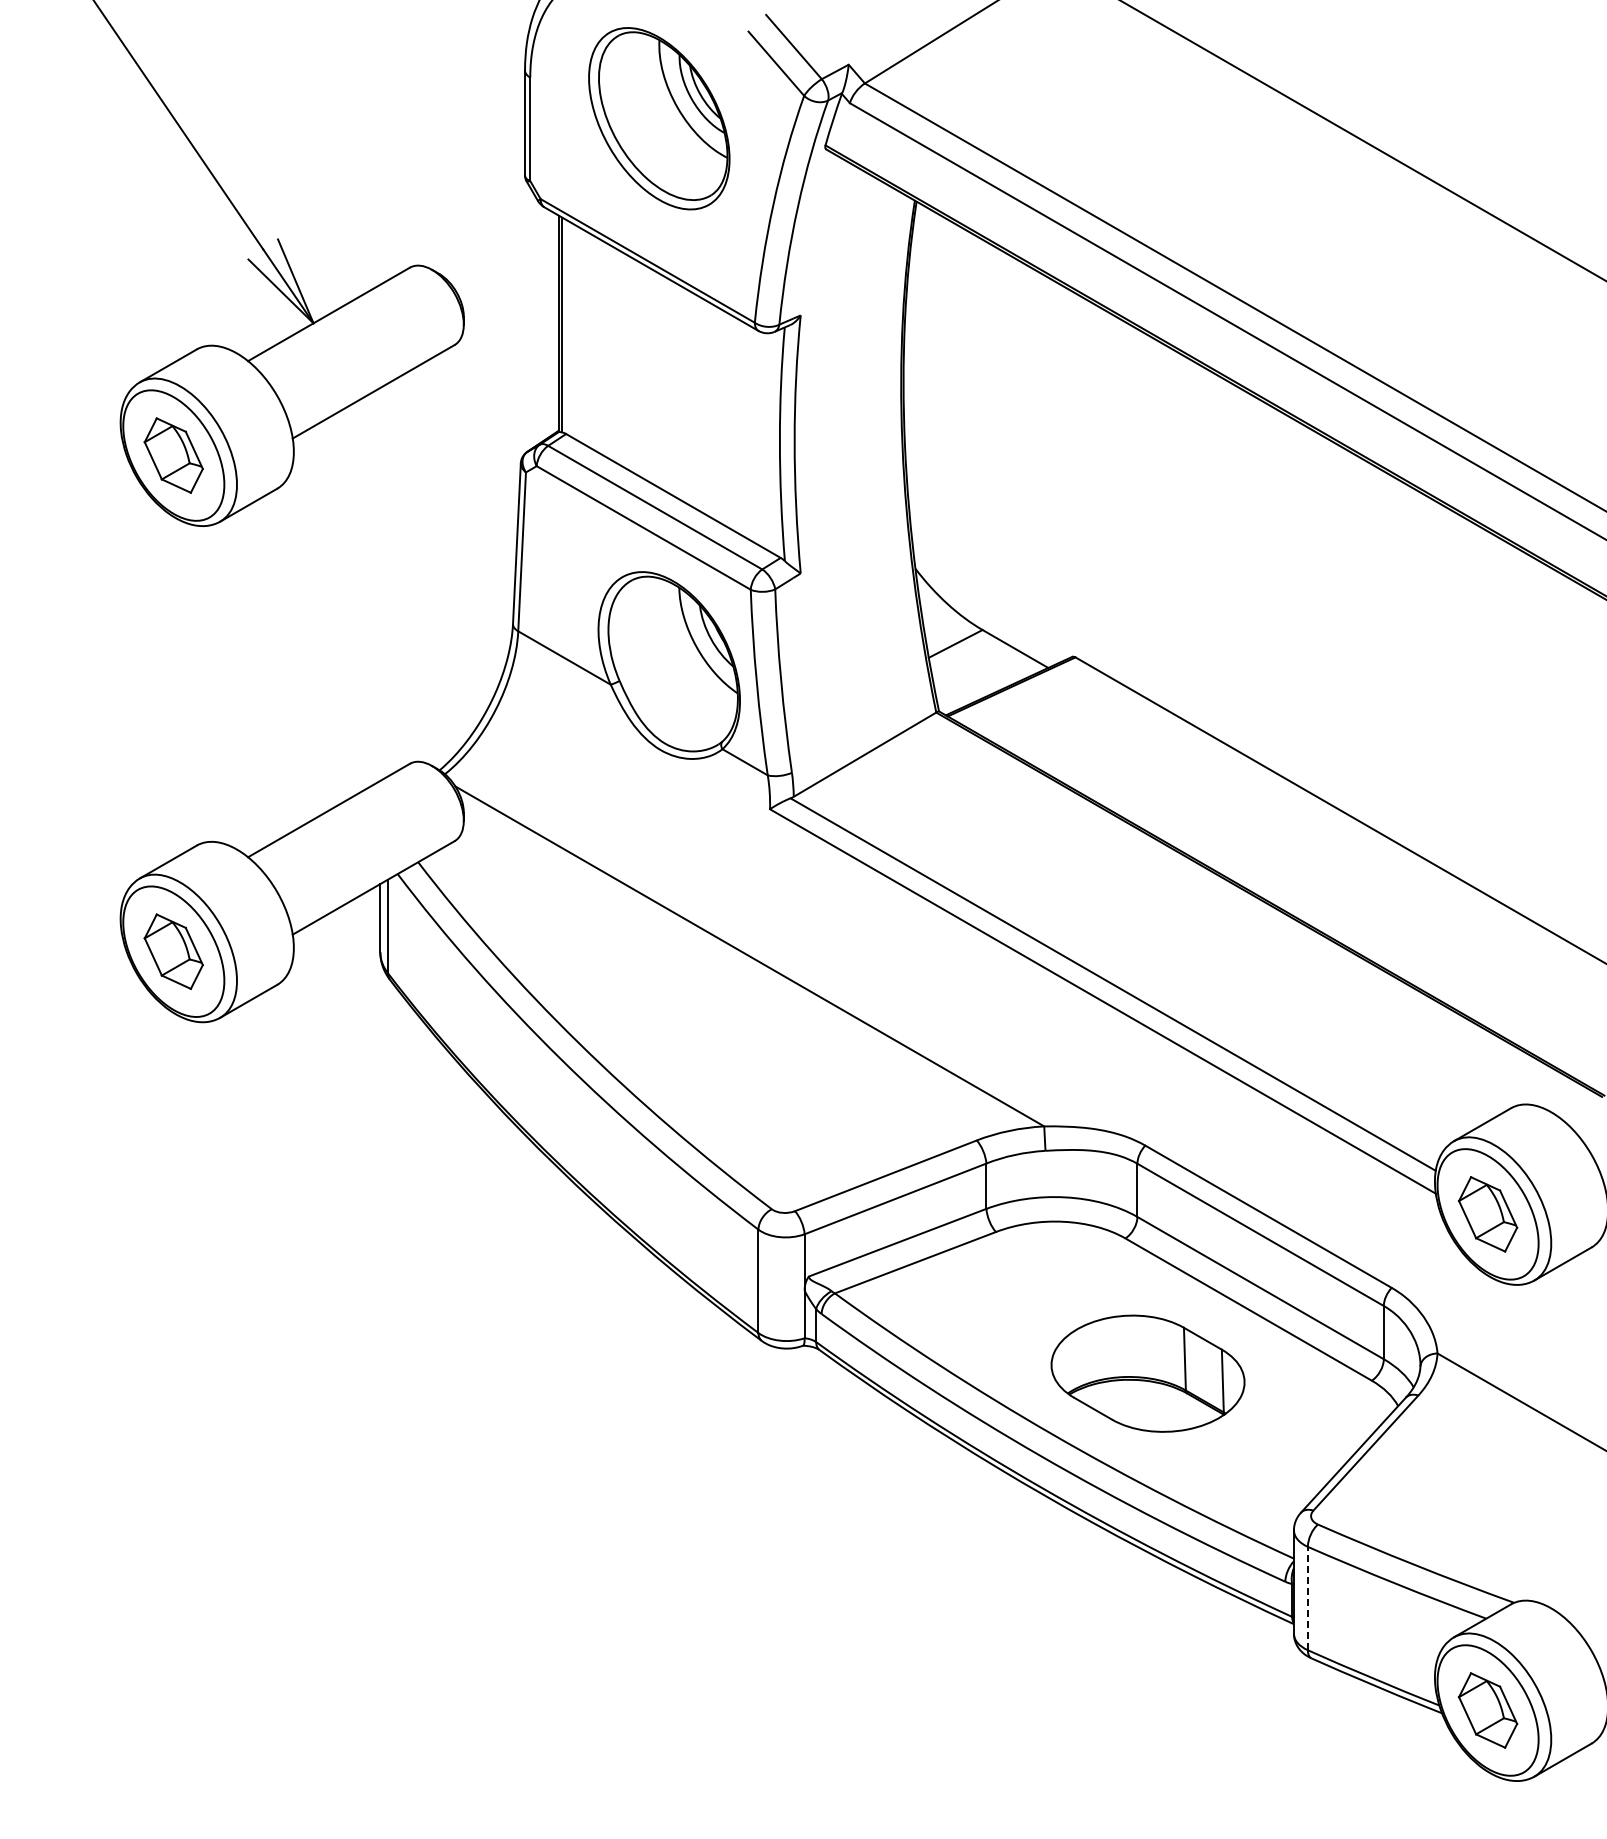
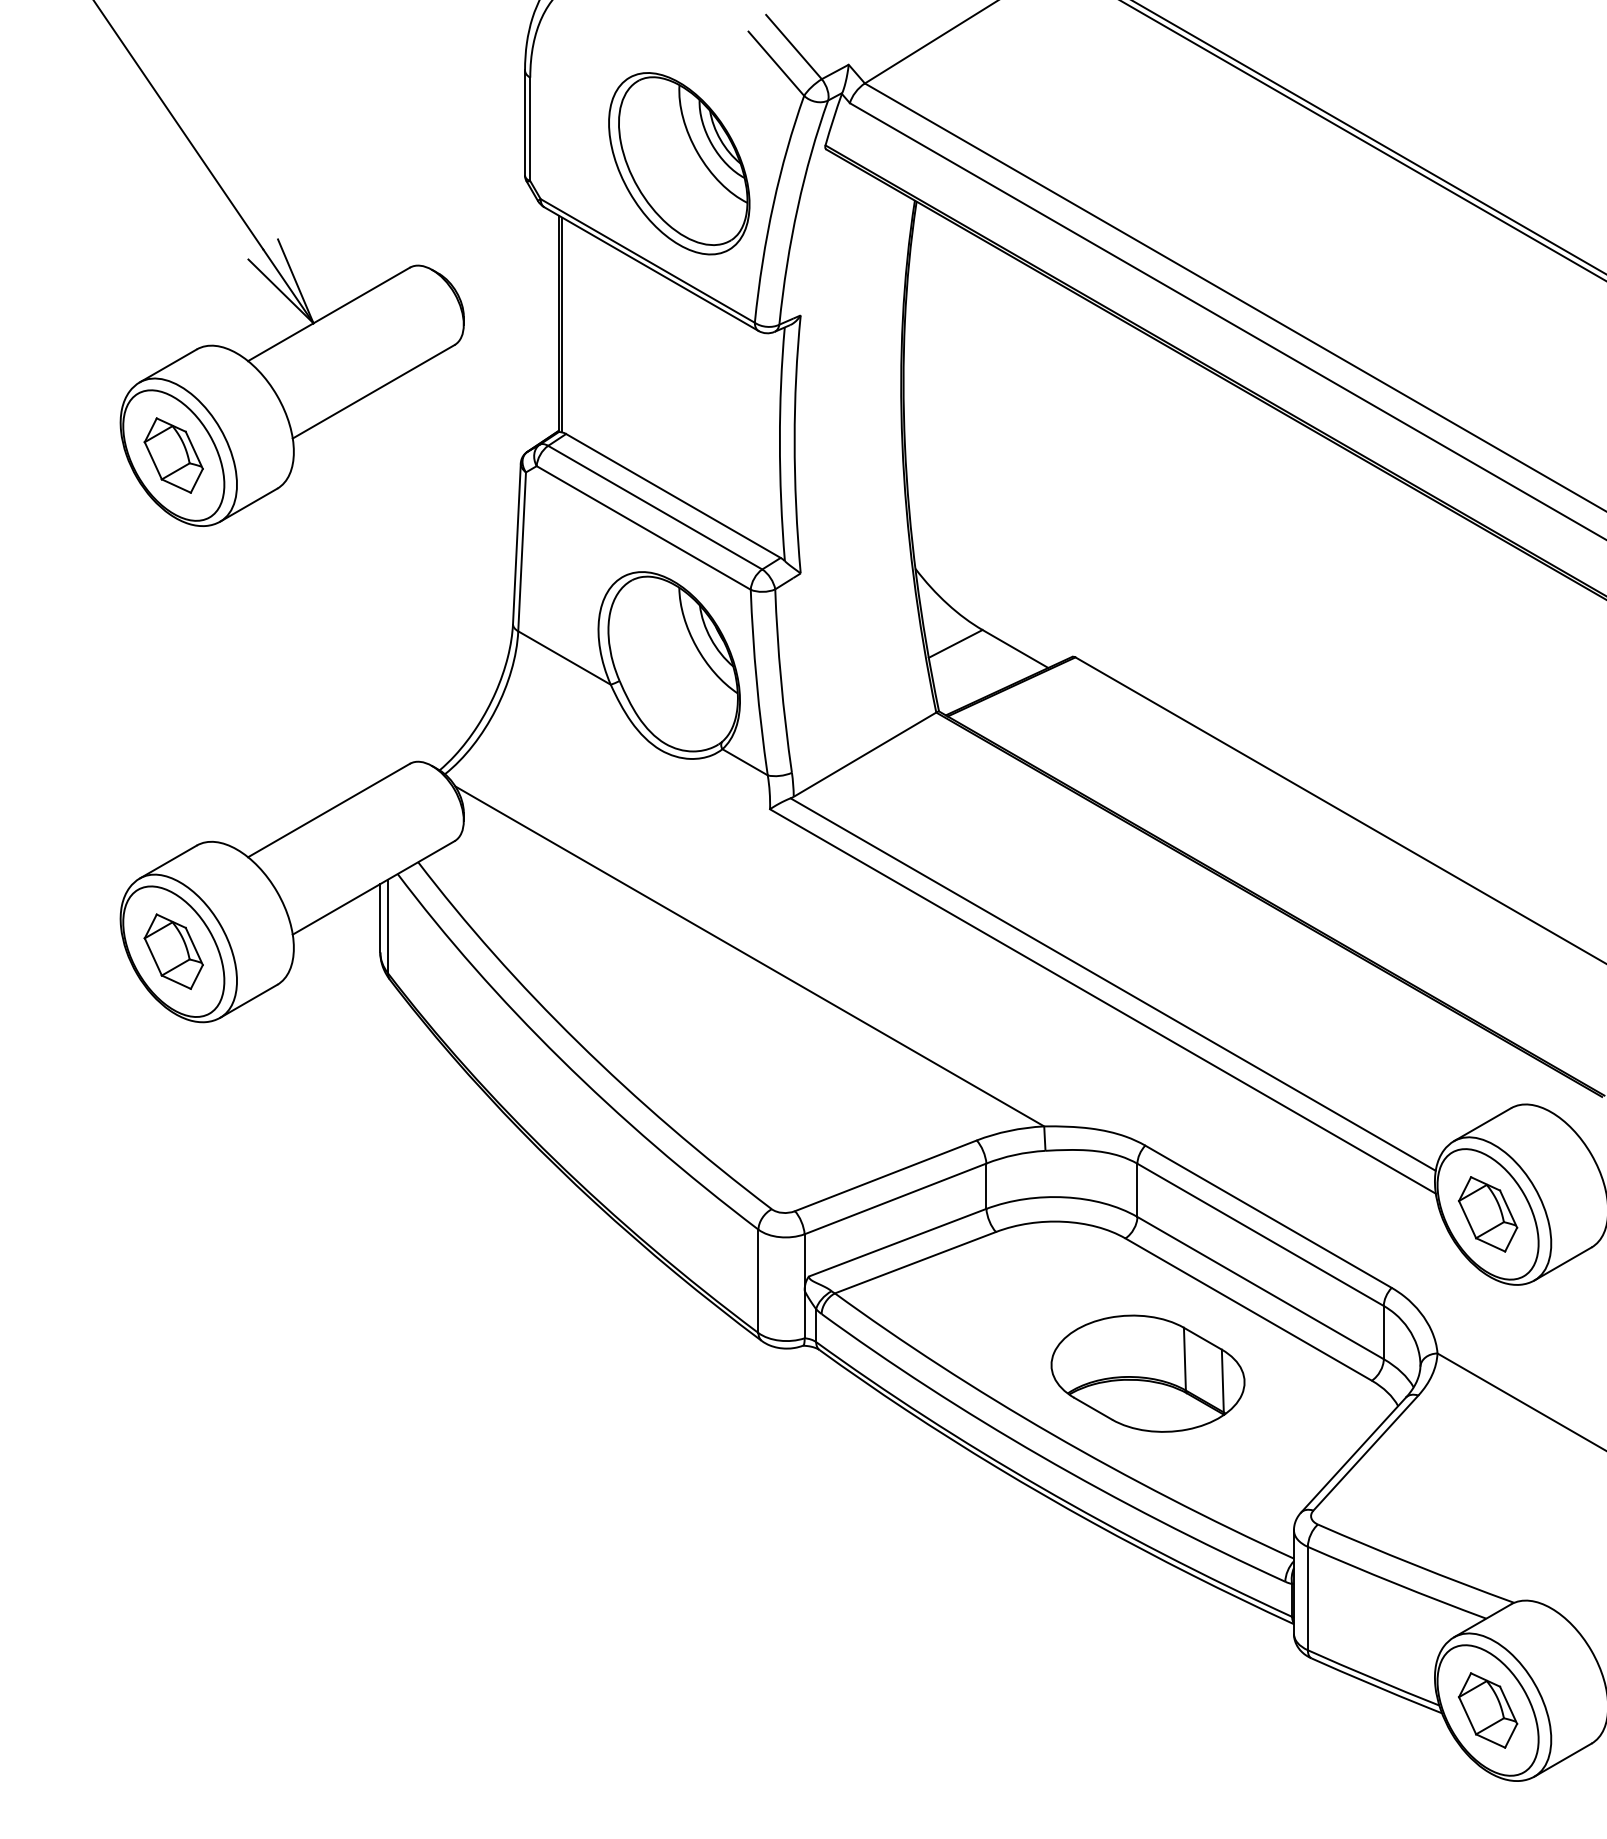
part position: (659, 118) -> (679, 163) (679, 163)
line: none -> present (1368, 137)
line: dashed -> solid (1307, 1598)
